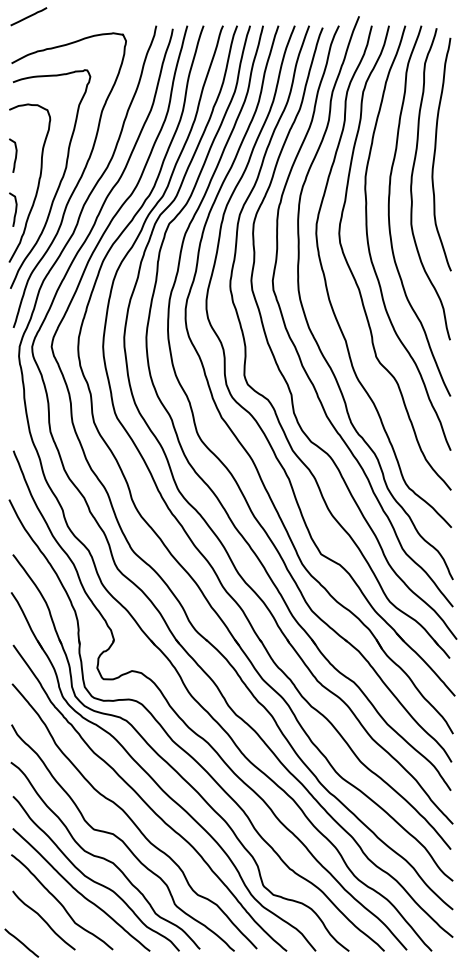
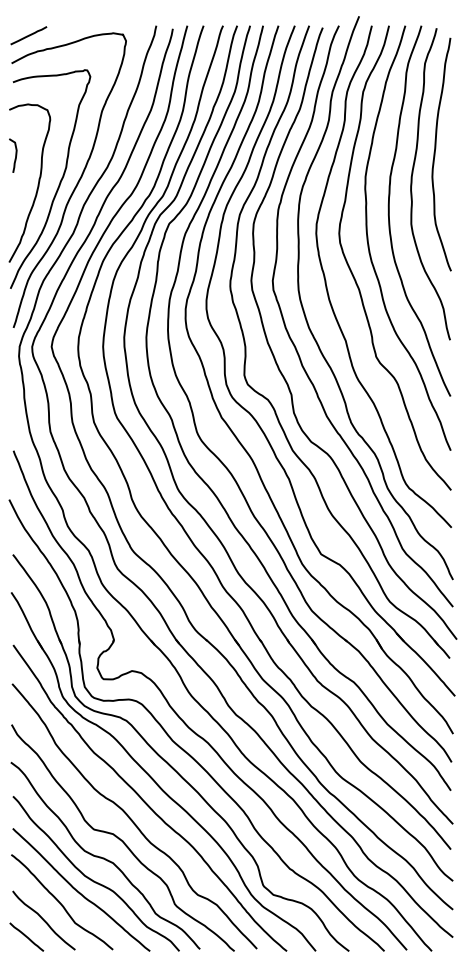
line position: (28, 16) -> (28, 35) (28, 35)
curve: present -> none (15, 209)
line position: (21, 942) -> (26, 936) (26, 936)
